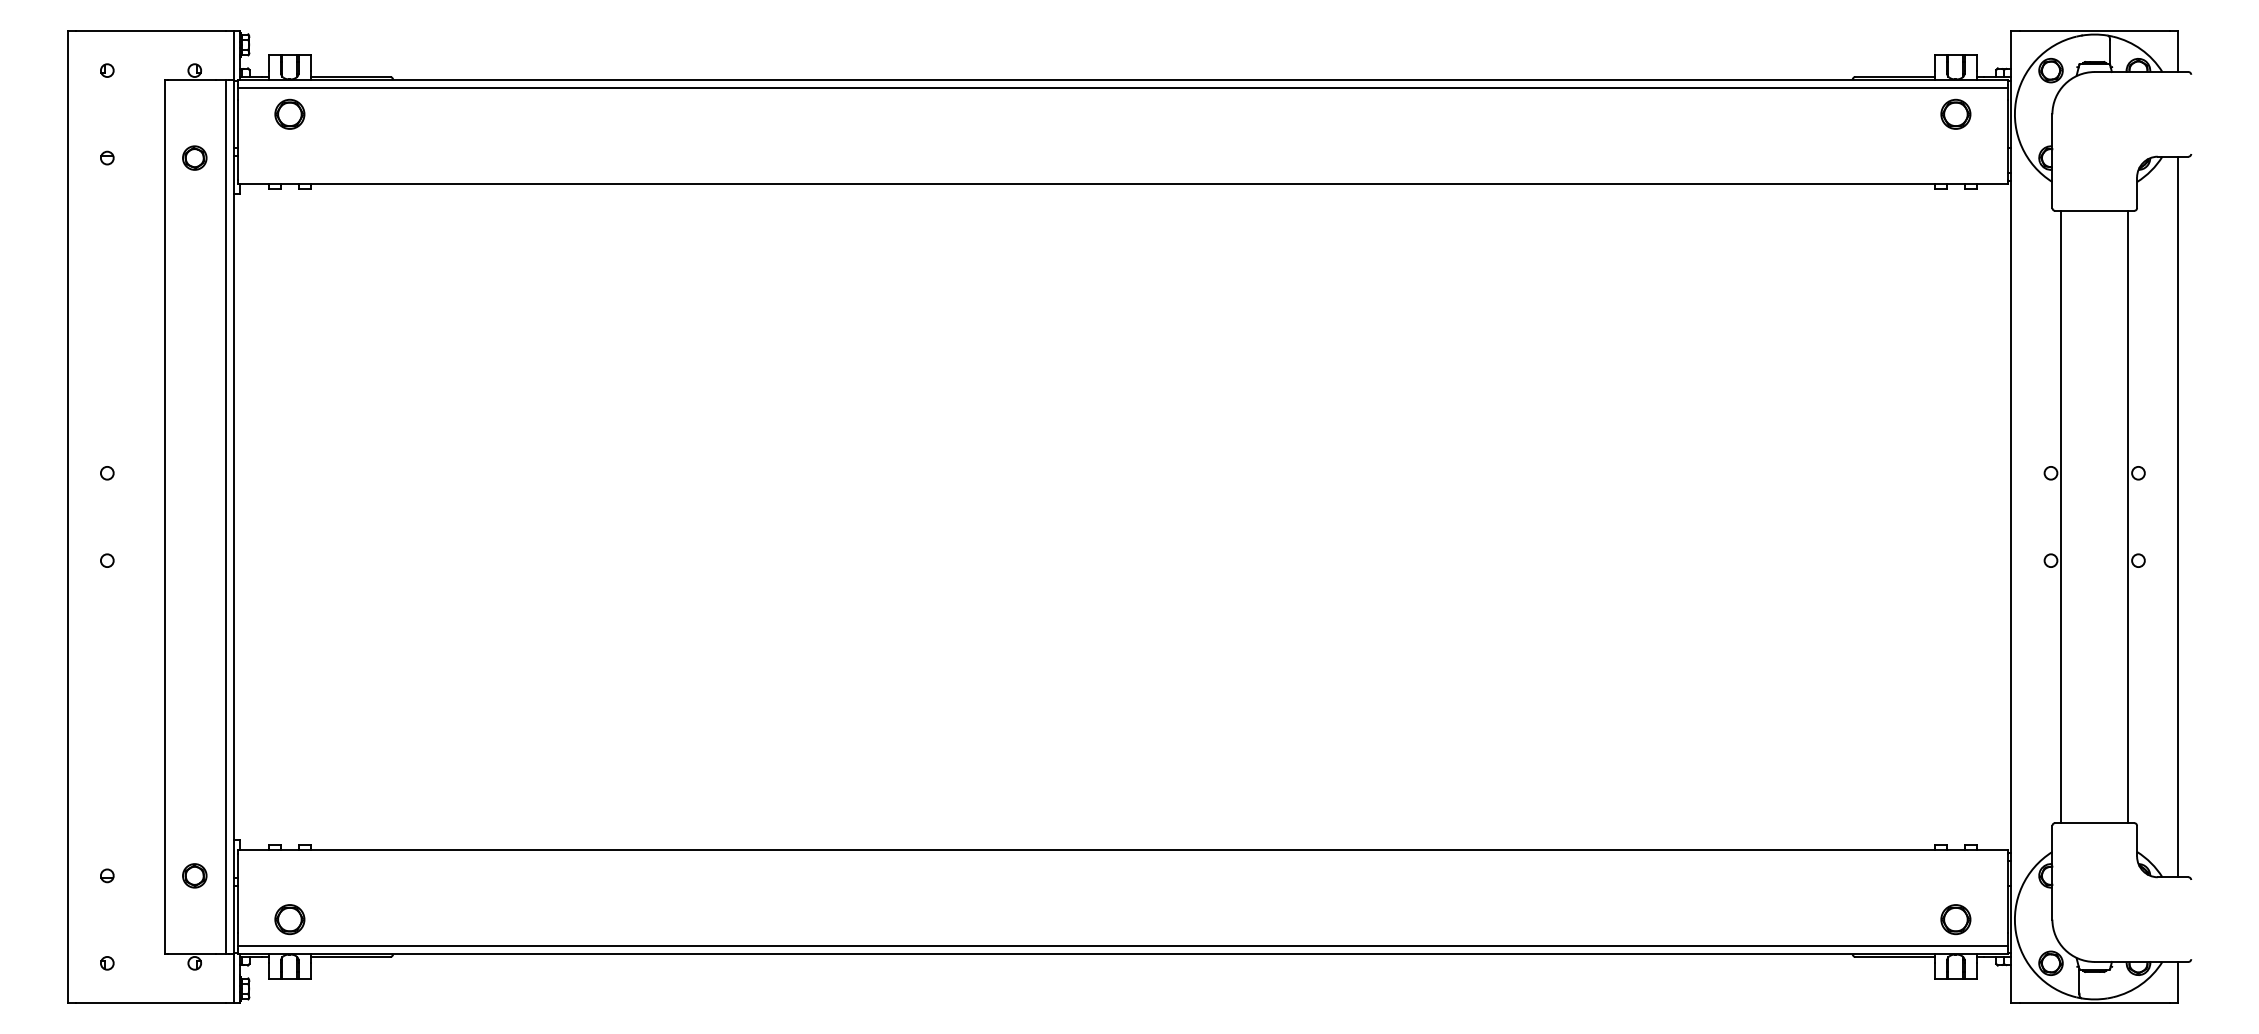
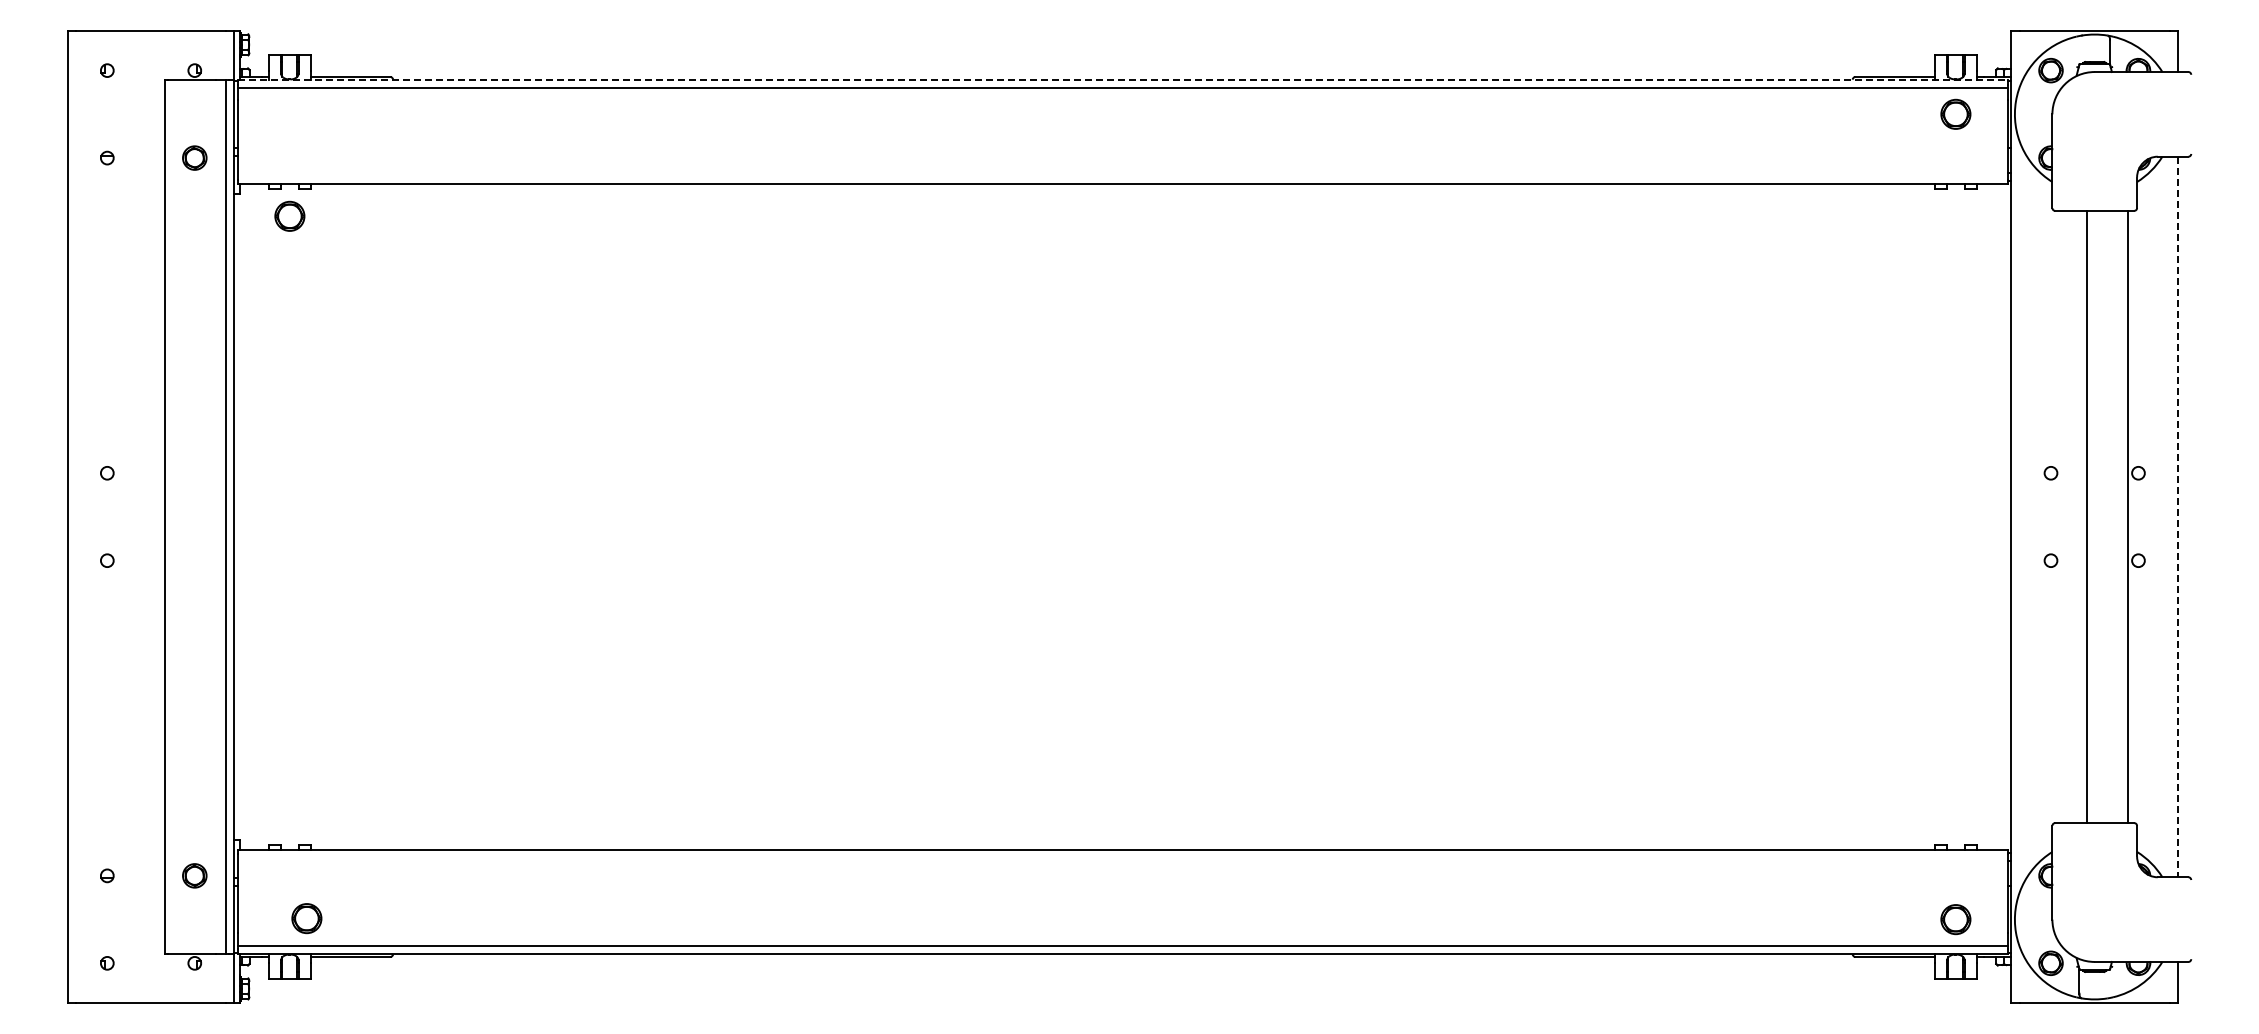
line: solid -> dashed (1123, 79)
part position: (289, 113) -> (289, 215) (289, 215)
line position: (2061, 516) -> (2087, 516) (2087, 516)
line: solid -> dashed (2178, 517)
part position: (289, 919) -> (306, 918) (306, 918)
